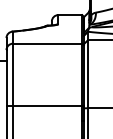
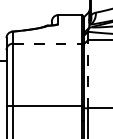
line: solid -> dashed (47, 43)
line: solid -> dashed (88, 73)
